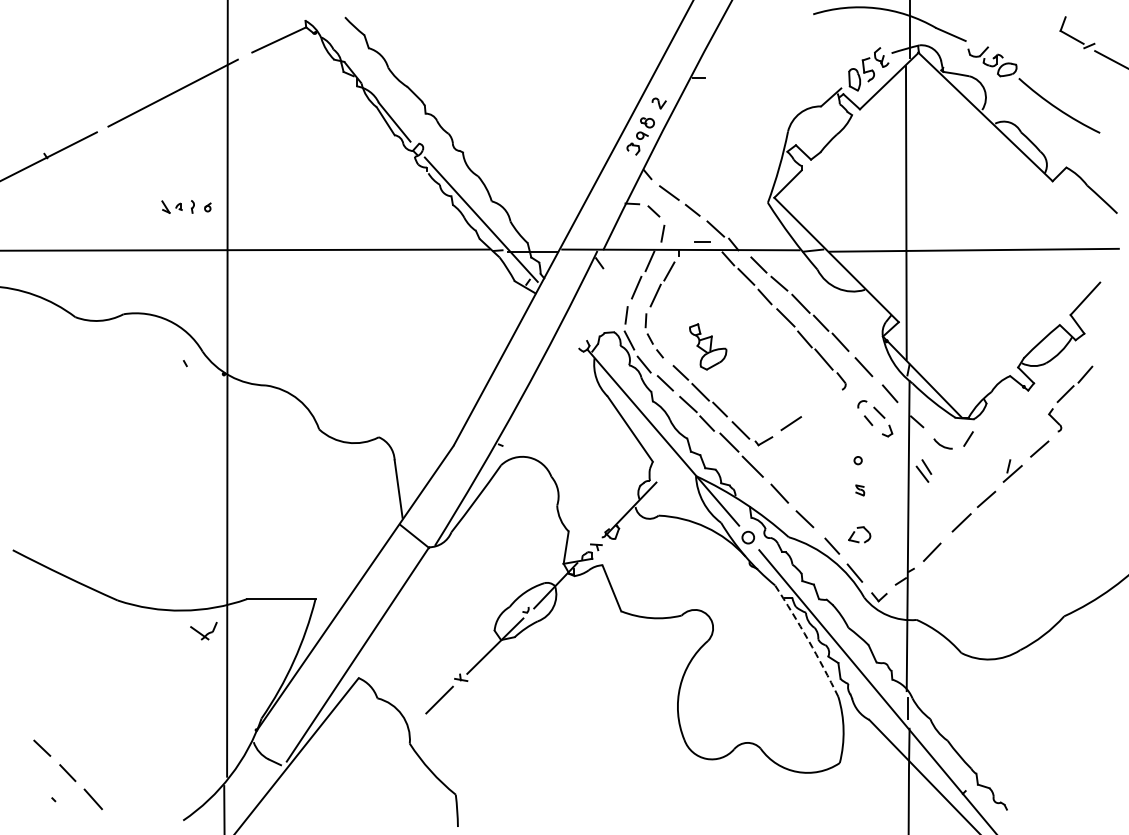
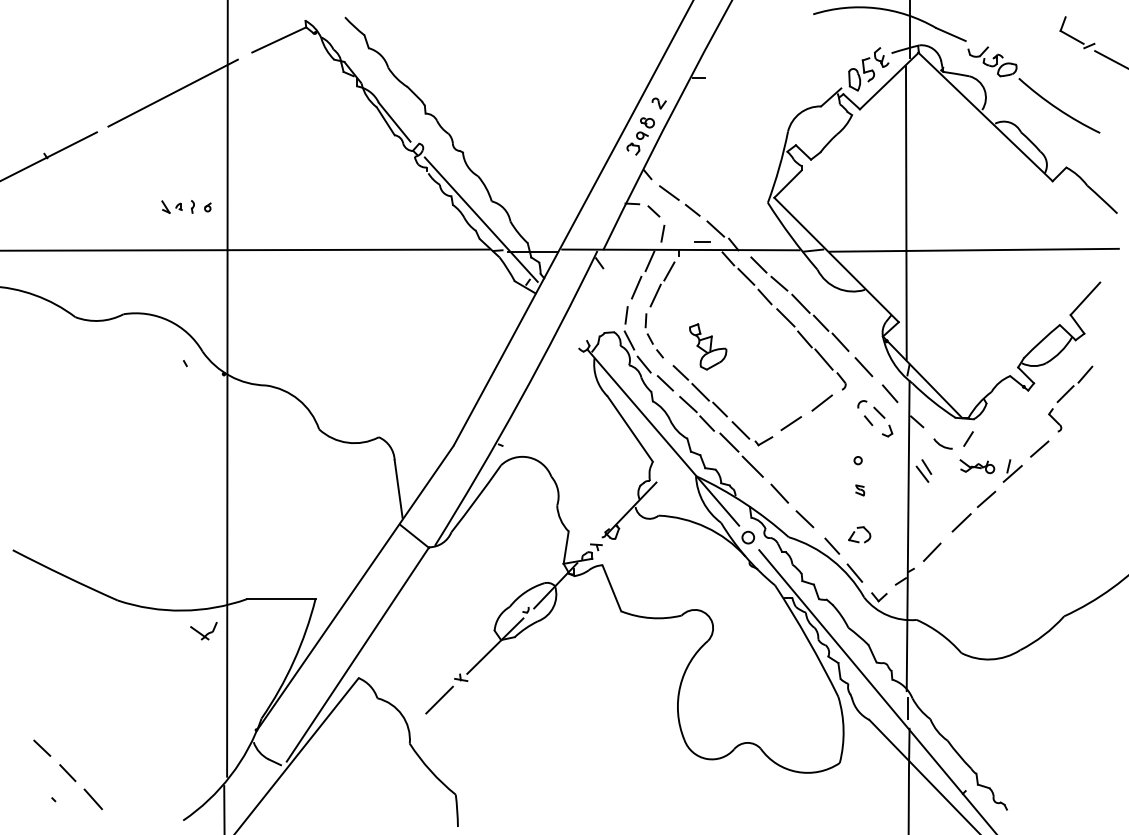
line: none -> present (821, 402)
part: none -> present (977, 466)
arc: dashed -> solid (808, 640)
